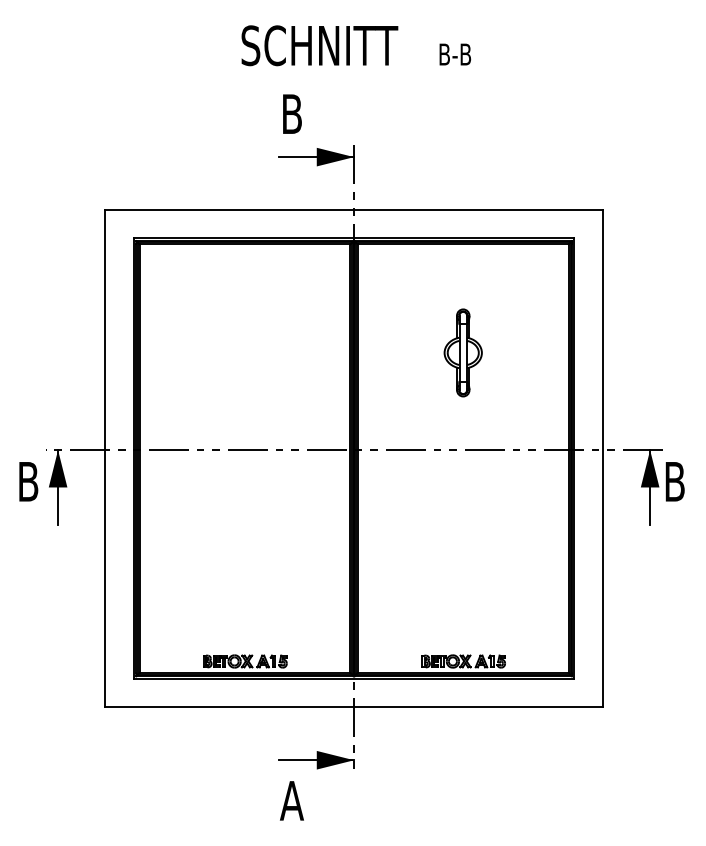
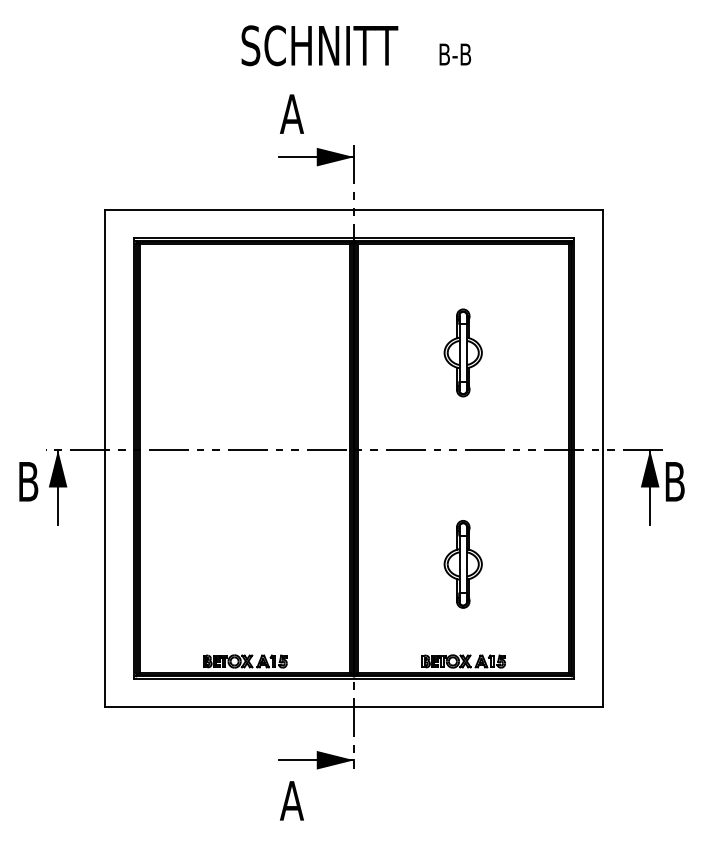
text: B -> A (291, 113)
part: none -> present (462, 564)
